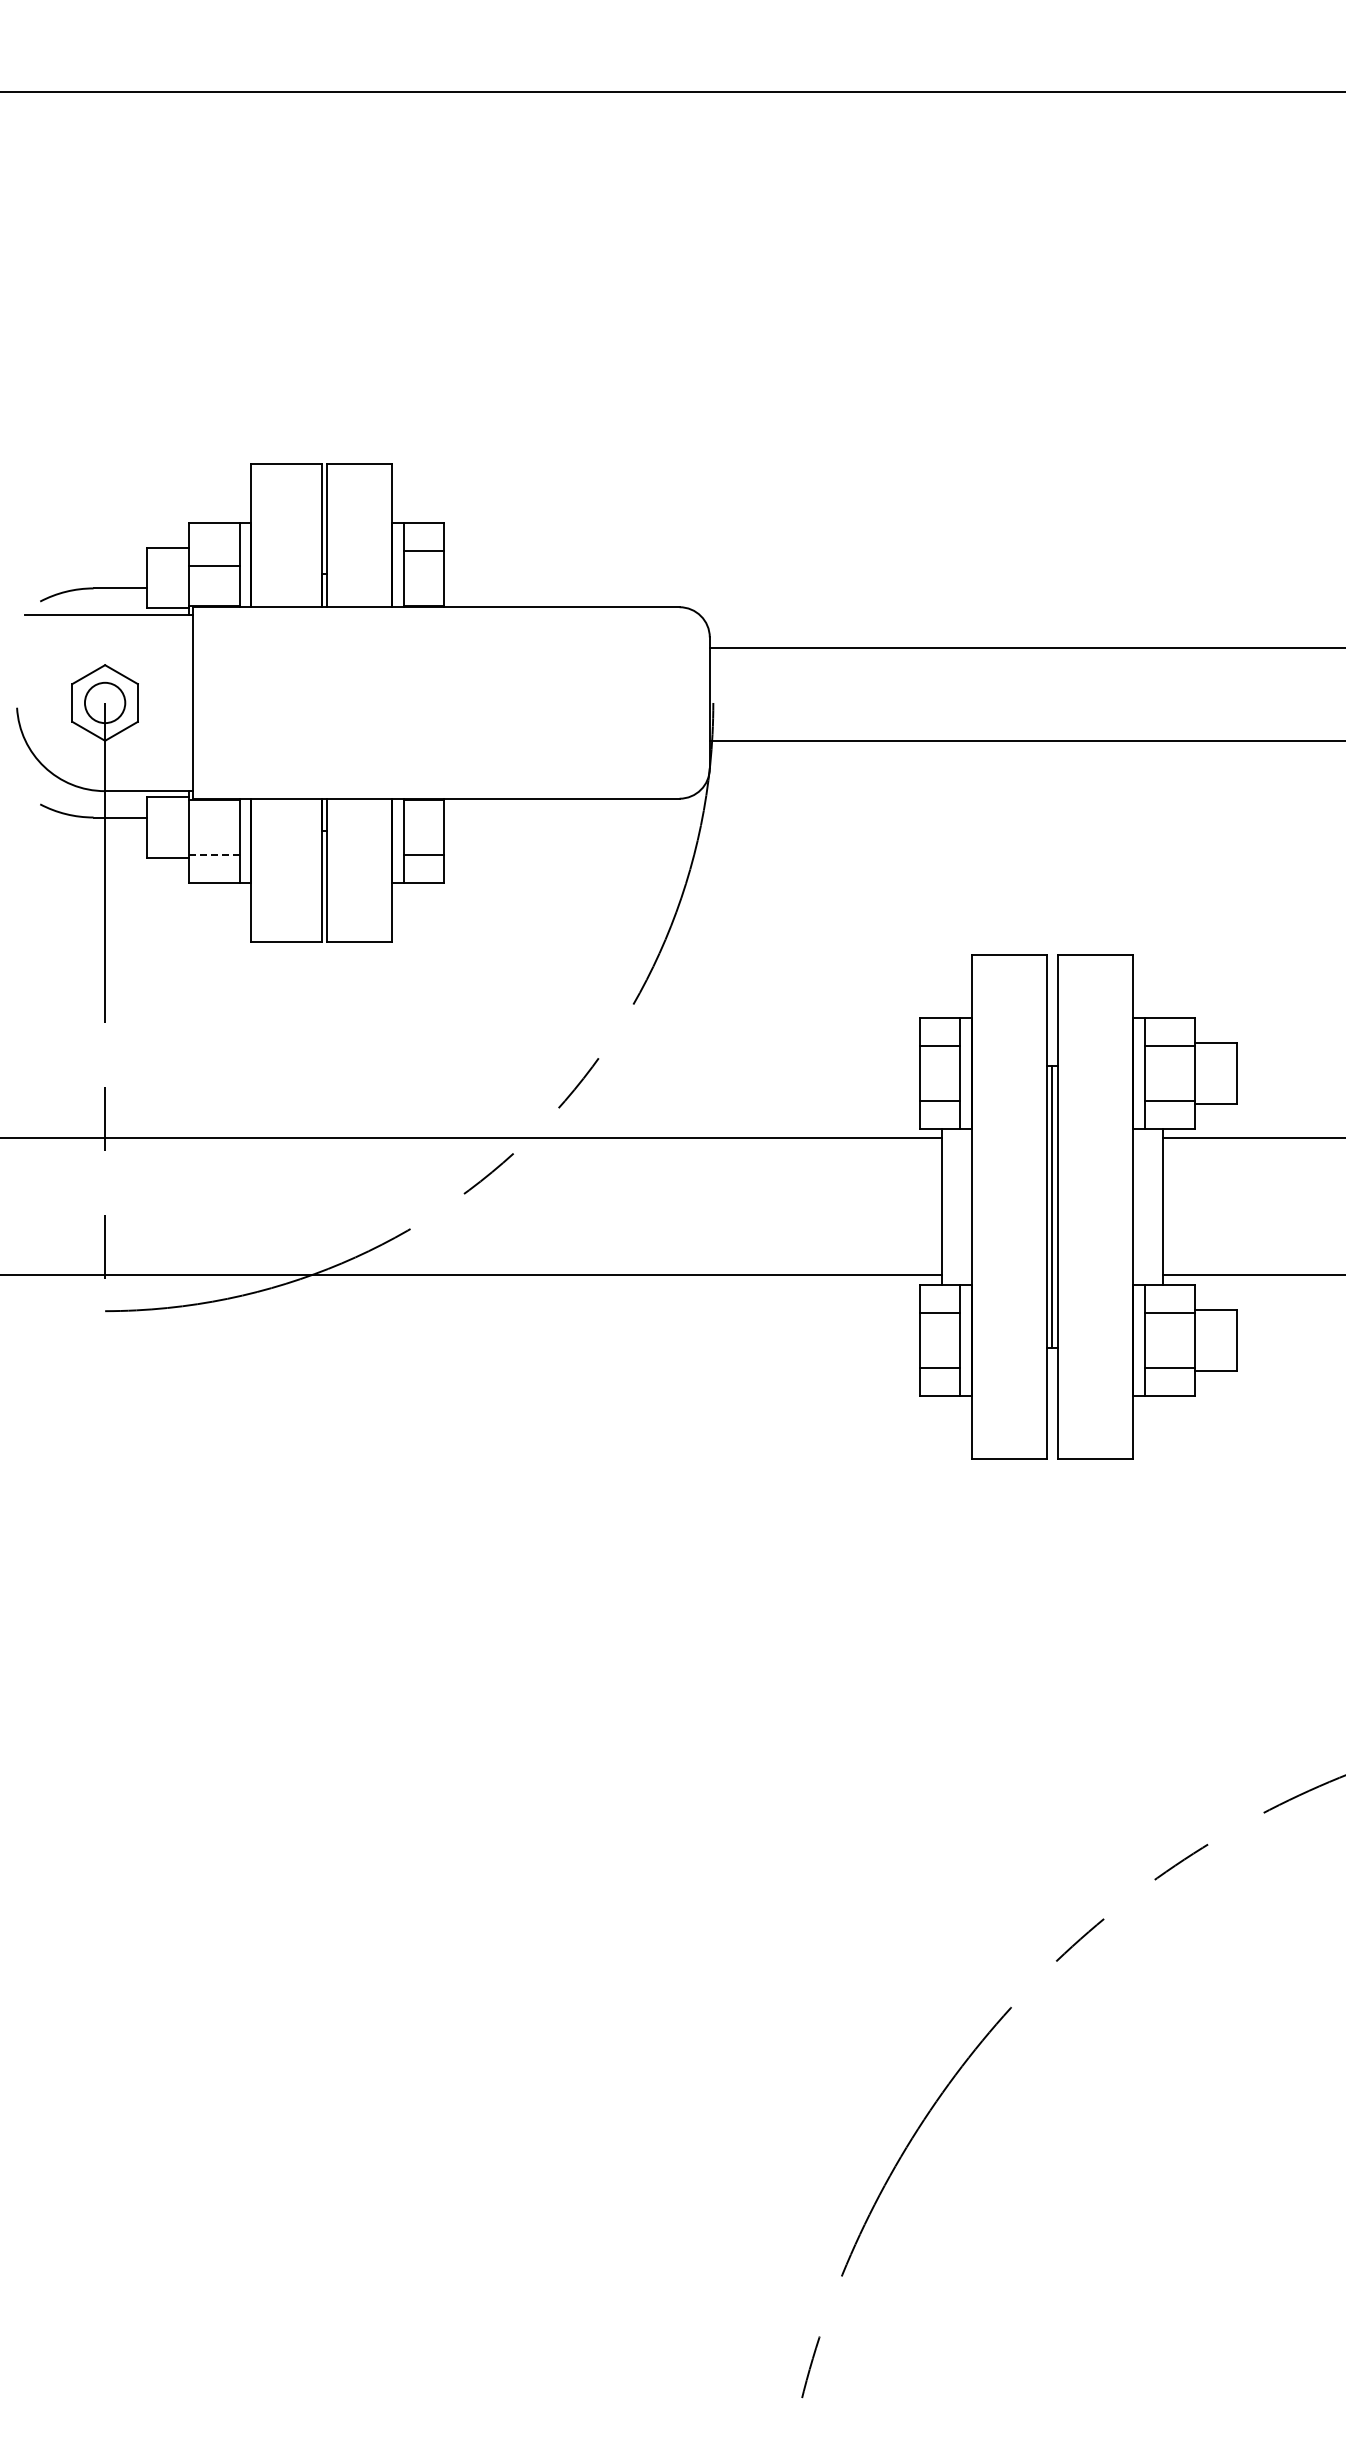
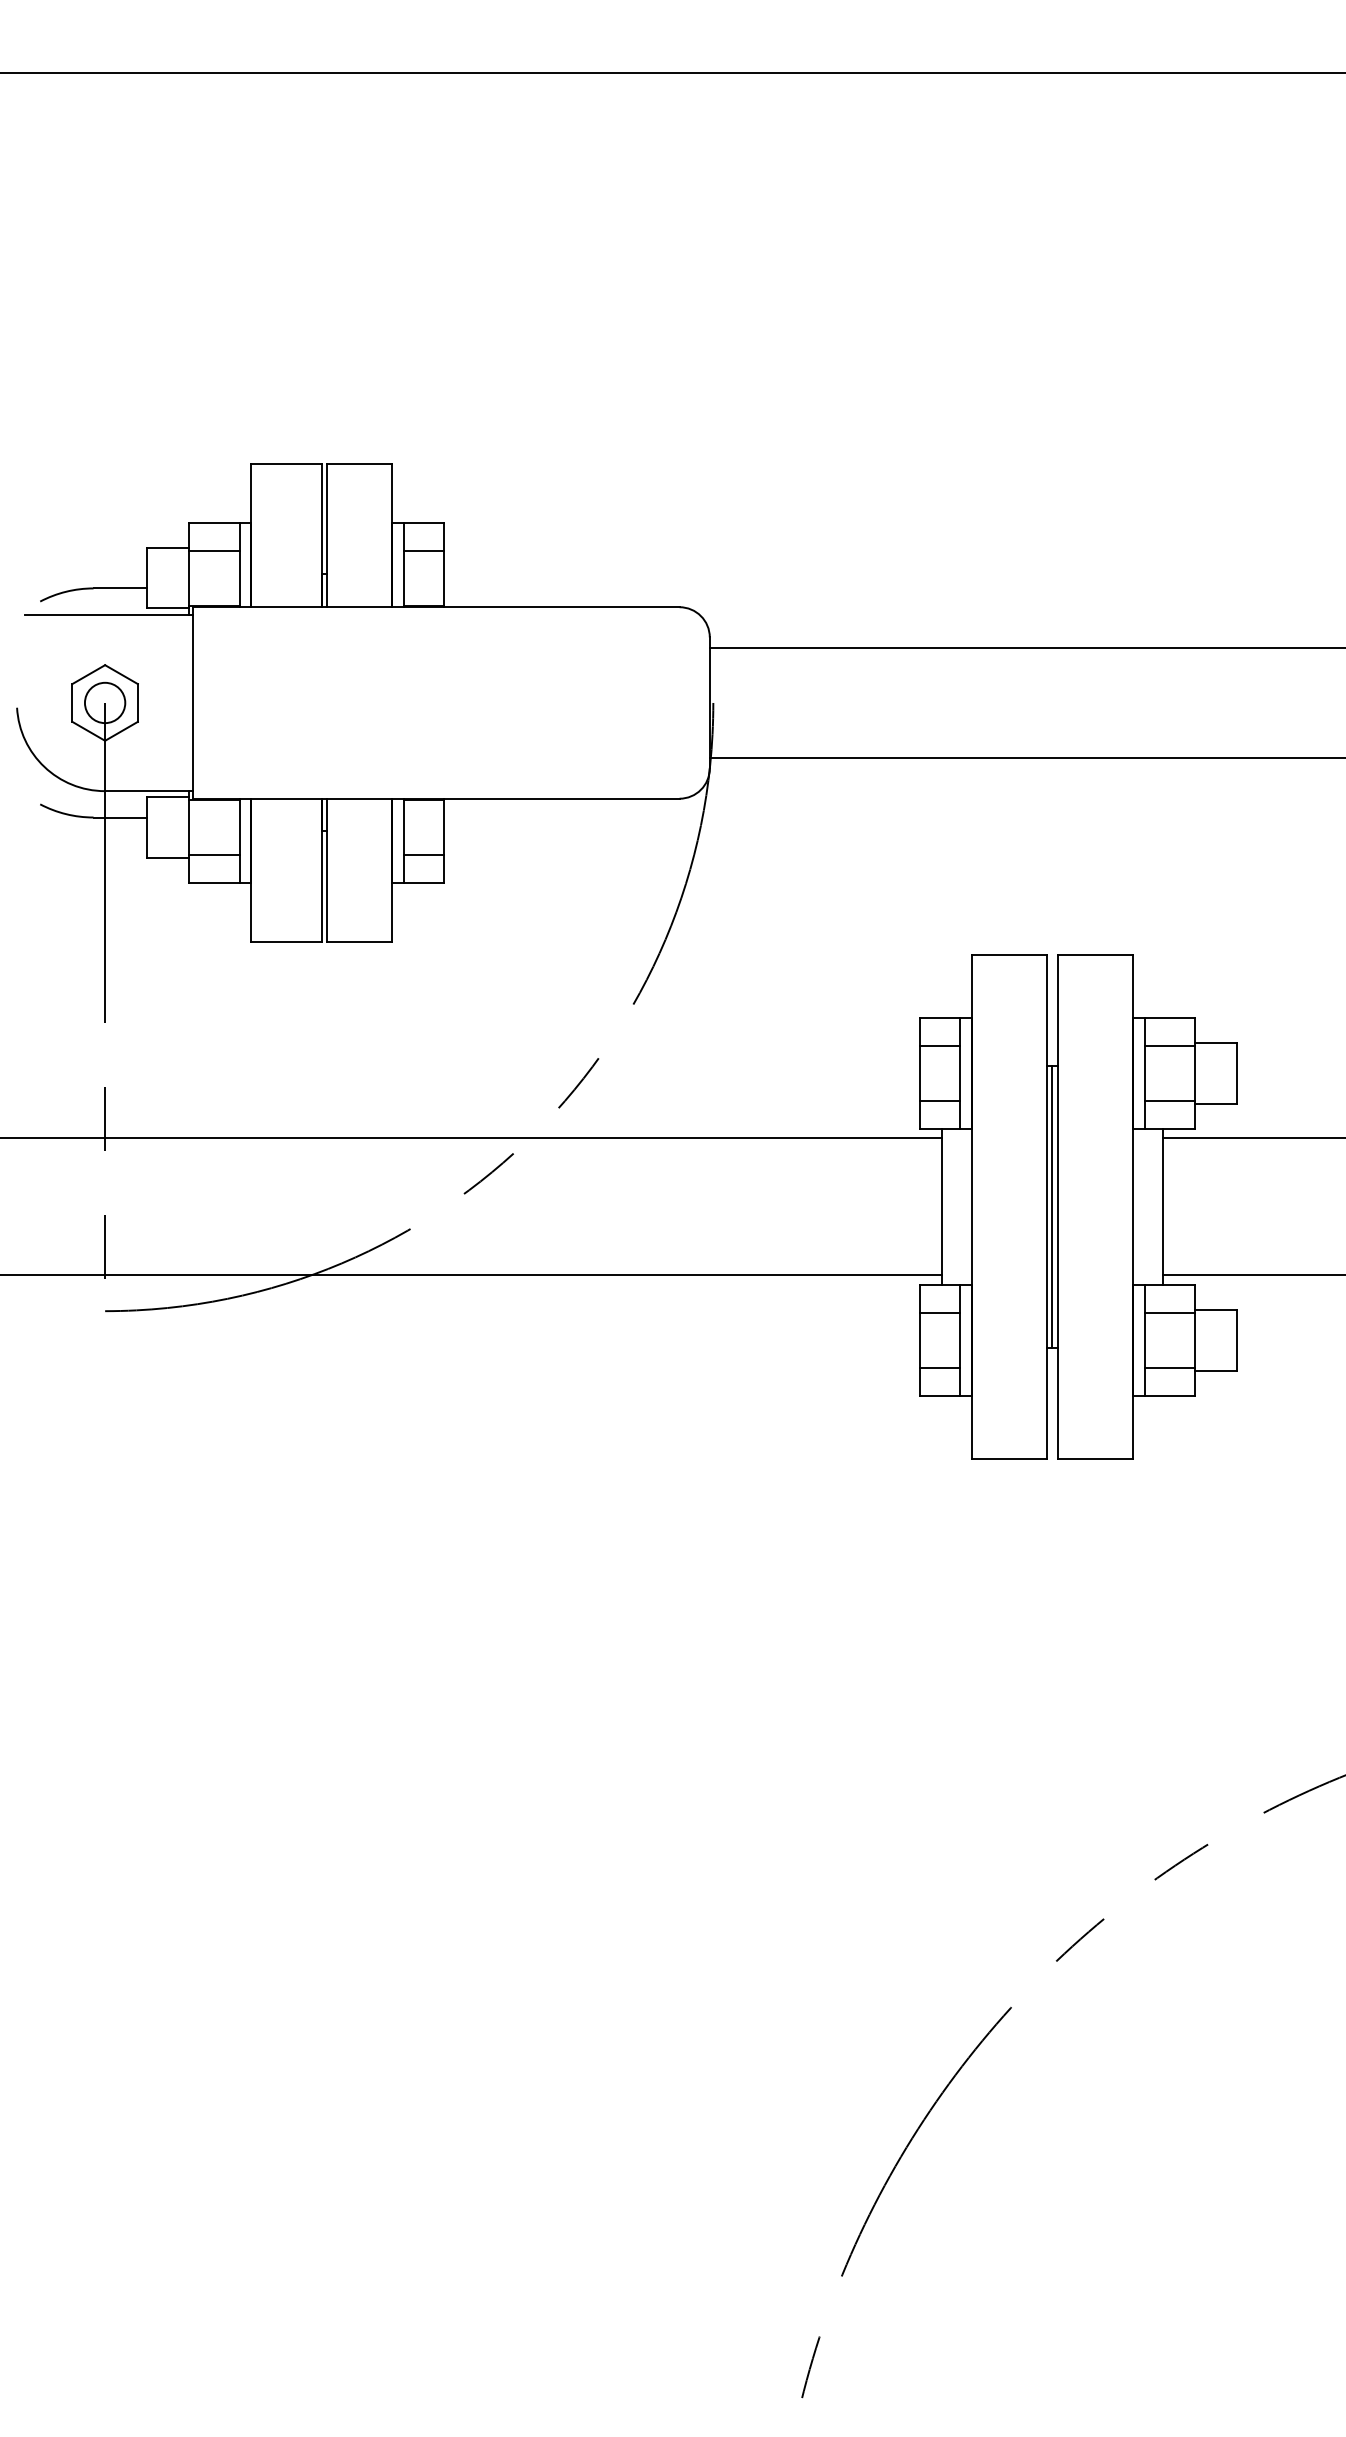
line position: (672, 92) -> (672, 73) (672, 73)
line position: (214, 565) -> (214, 550) (214, 550)
line position: (1025, 740) -> (1025, 757) (1025, 757)
line: dashed -> solid (214, 855)
